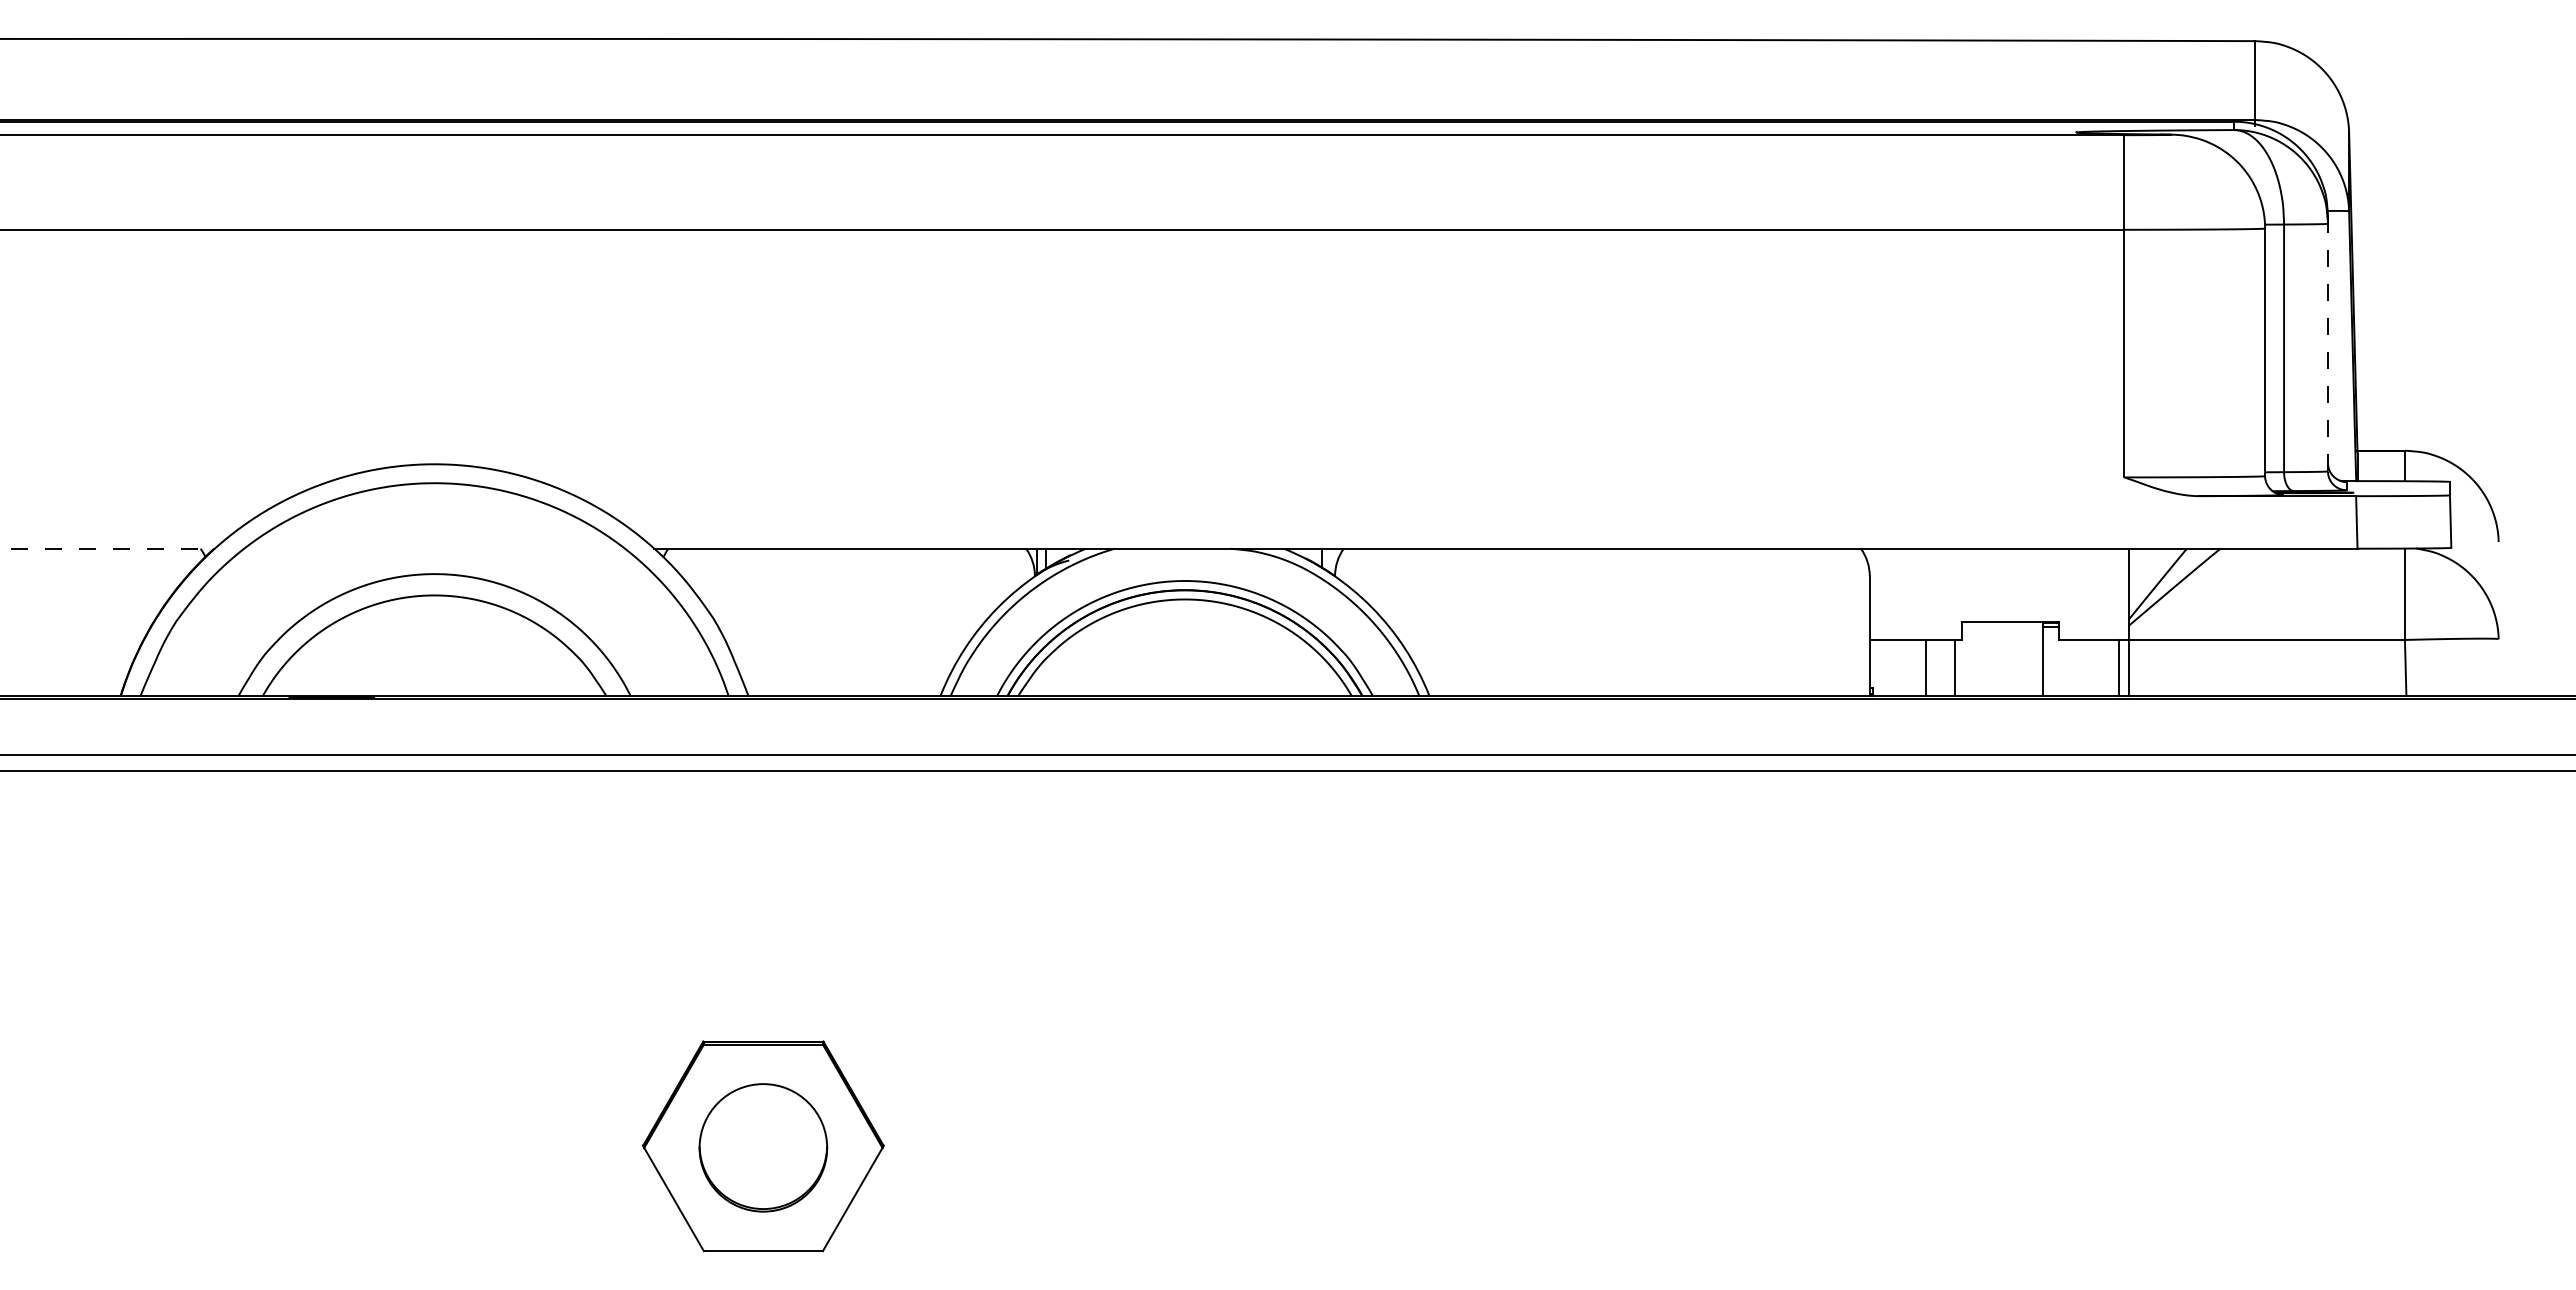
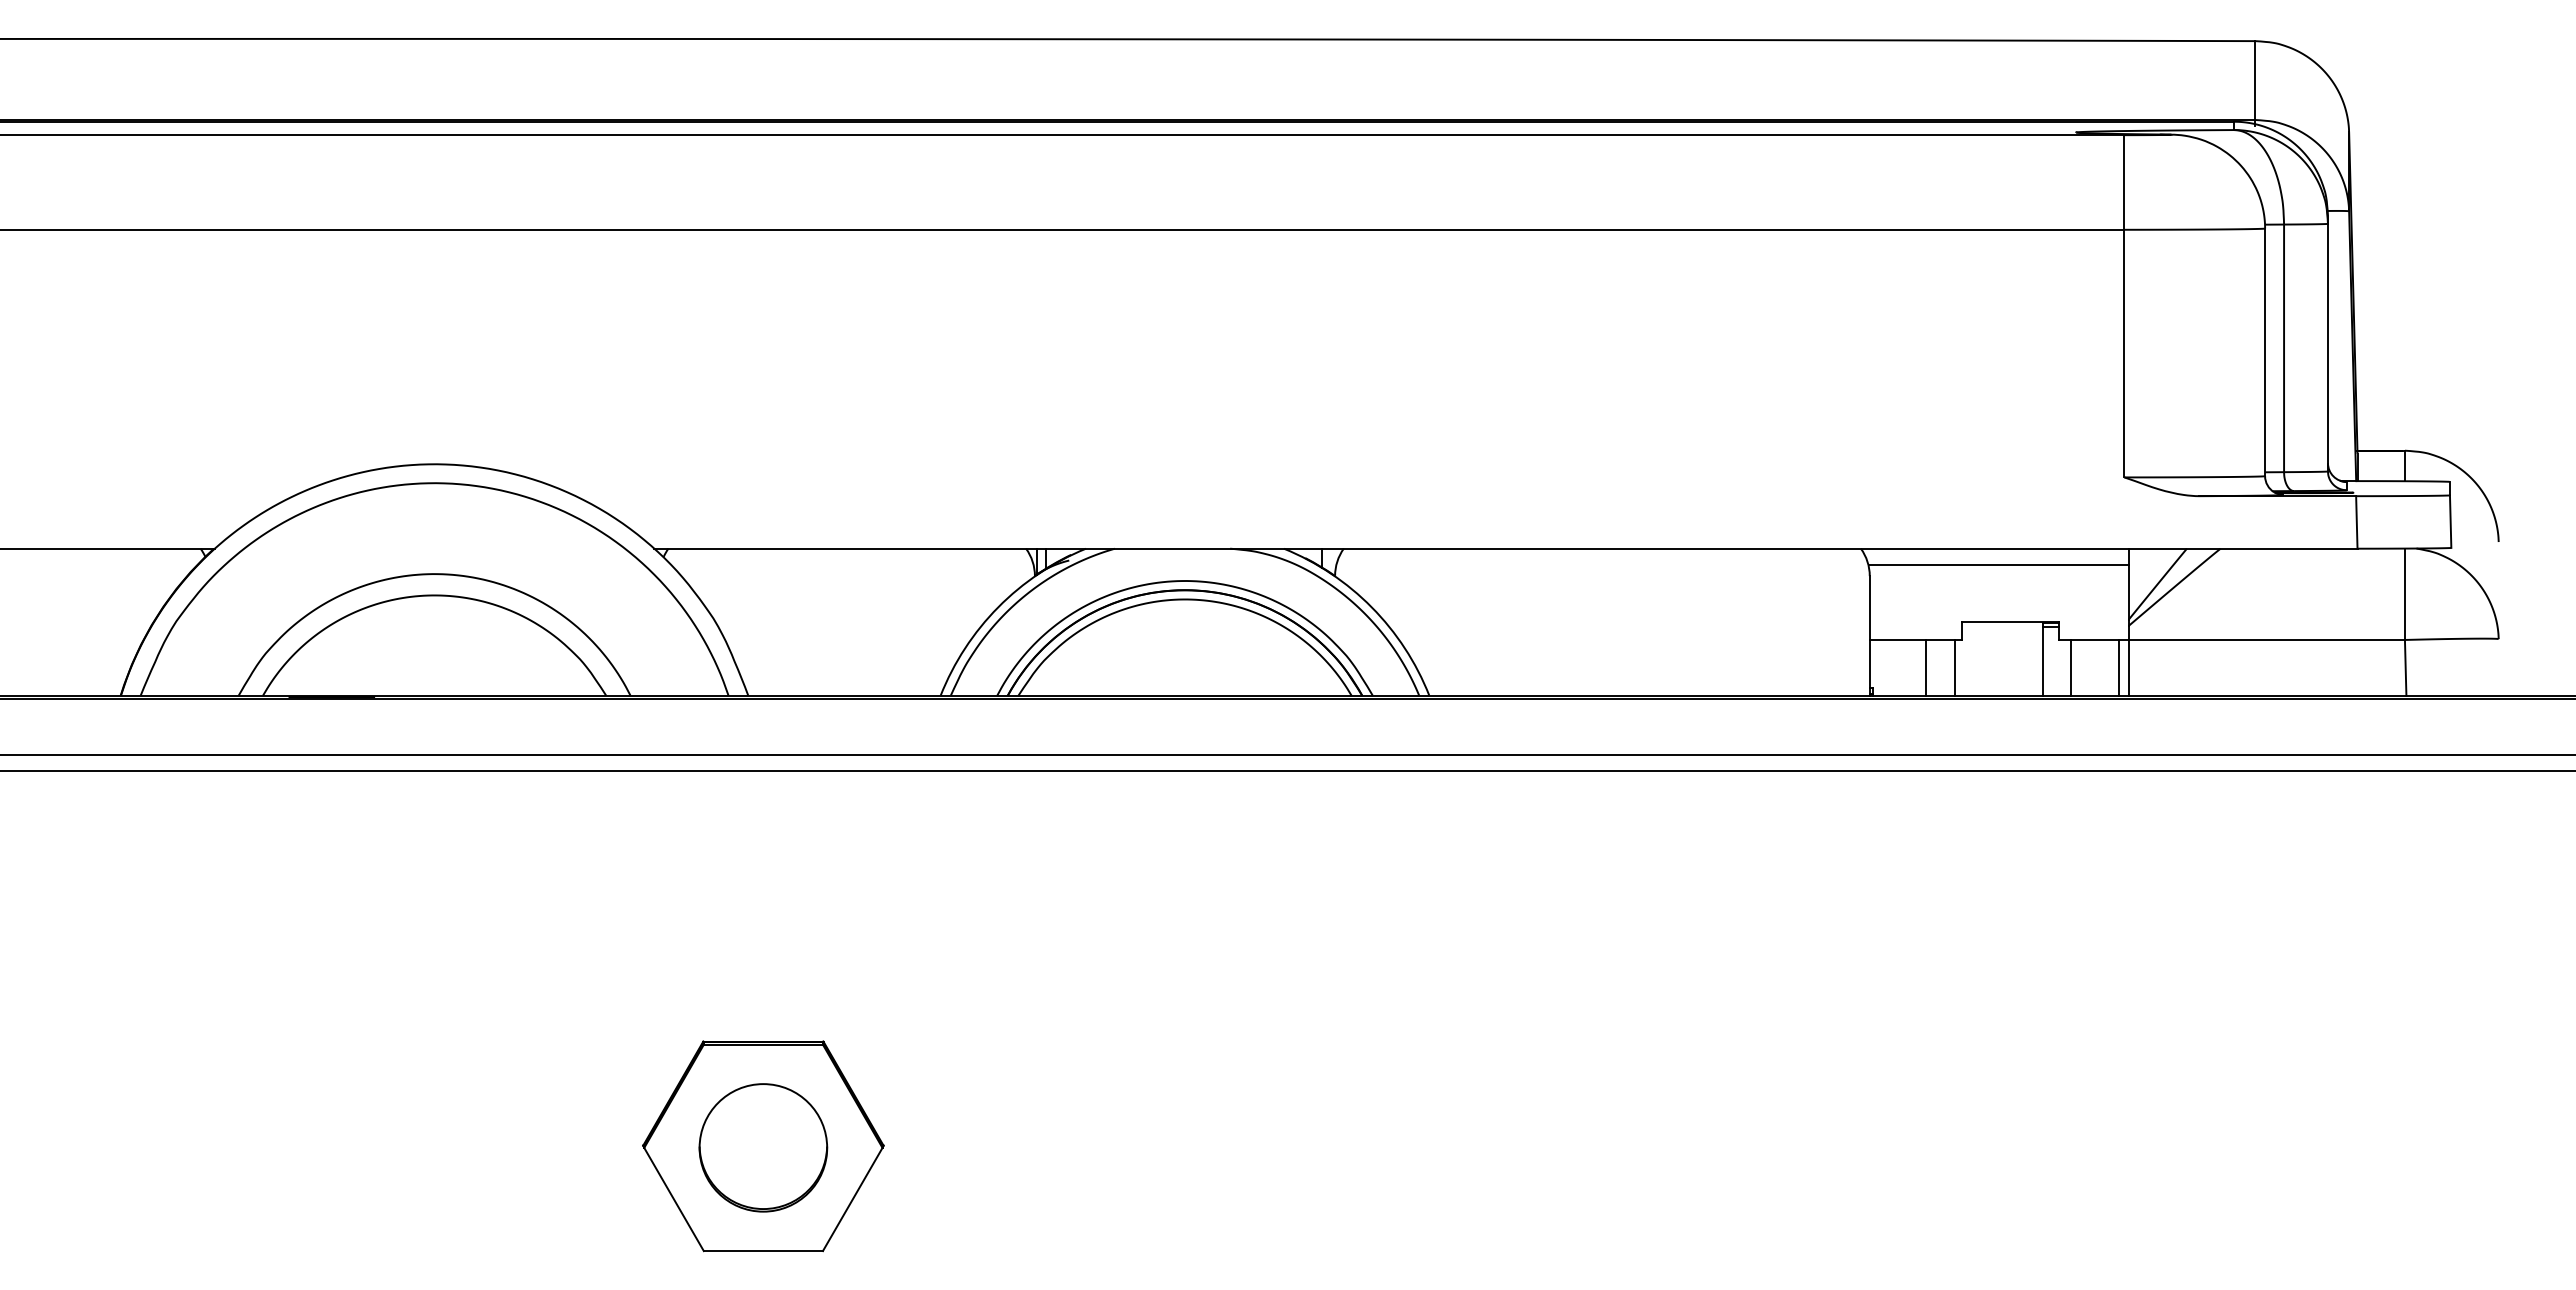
line: dashed -> solid (2327, 347)
line: dashed -> solid (107, 548)
line: none -> present (1998, 565)
line: none -> present (2071, 667)
